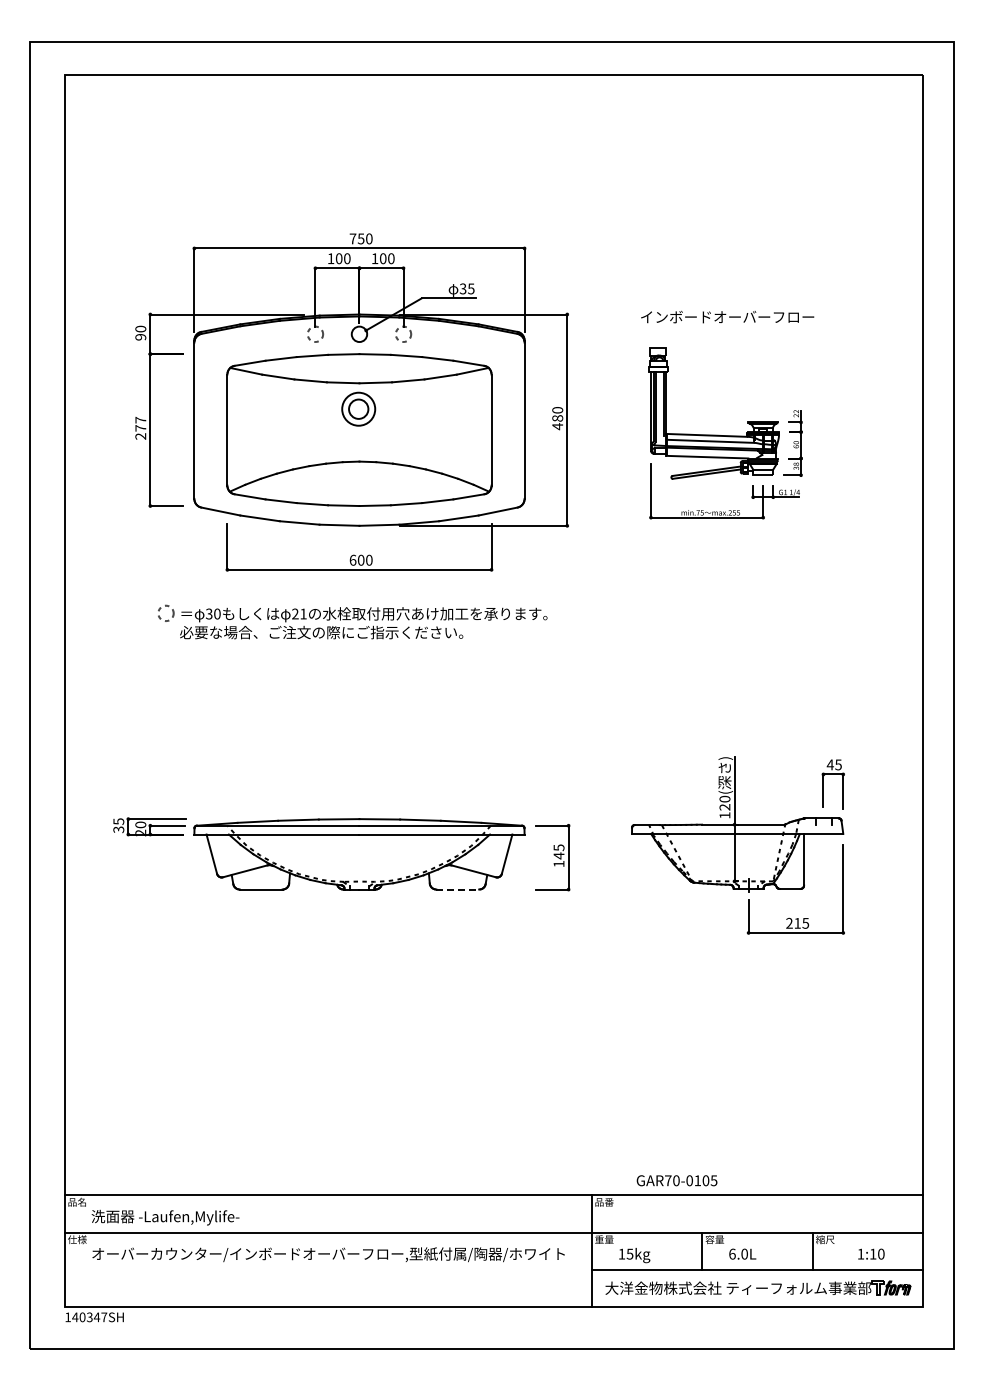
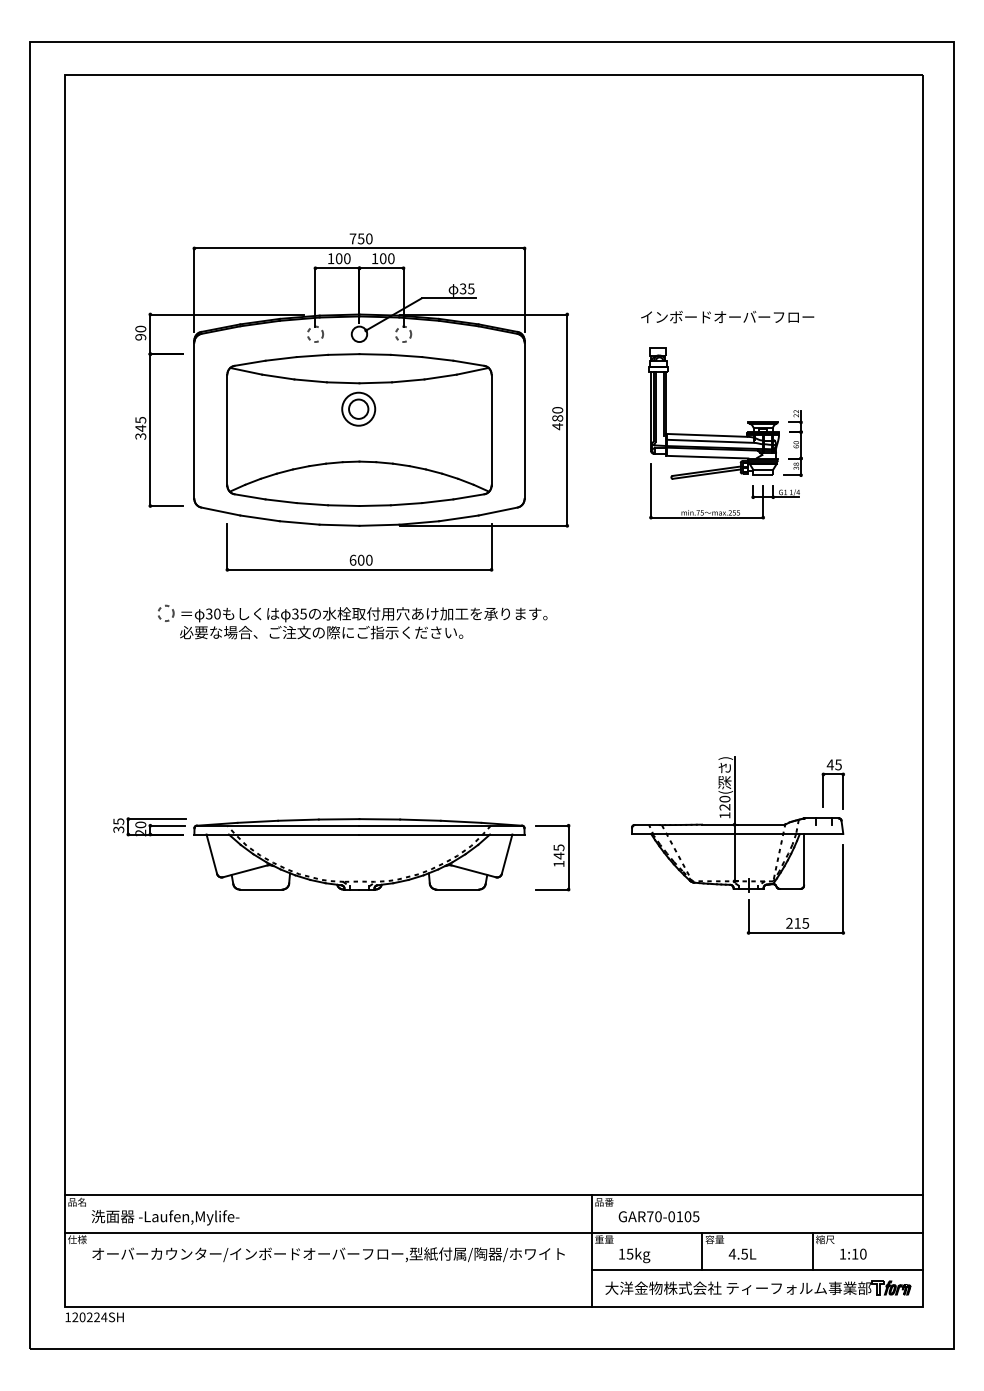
text: 277 -> 345 (140, 427)
text: 21 -> 35 (299, 613)
line: dashed -> solid (458, 889)
text position: (676, 1180) -> (658, 1216) (658, 1216)
text: 6.0L -> 4.5L (737, 1253)
text position: (871, 1253) -> (853, 1253) (853, 1253)
text: 140347SH -> 120224SH (89, 1317)
